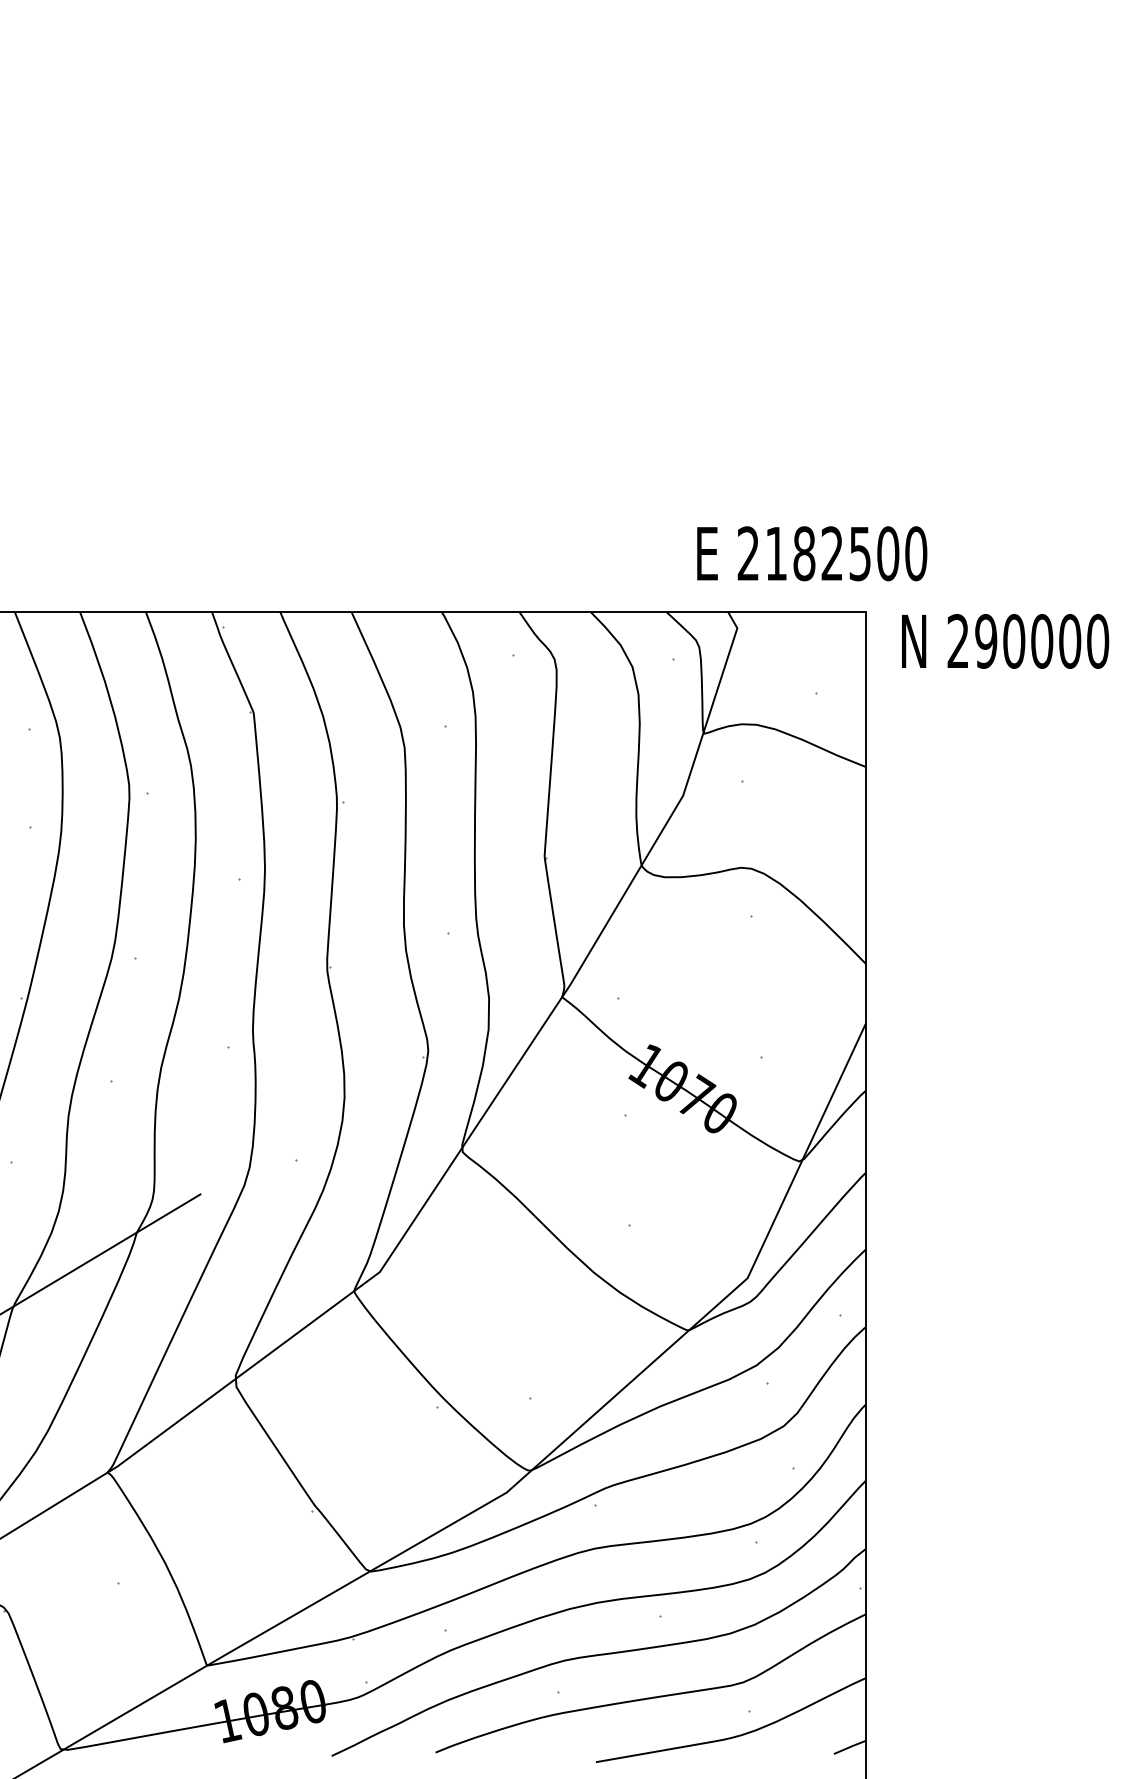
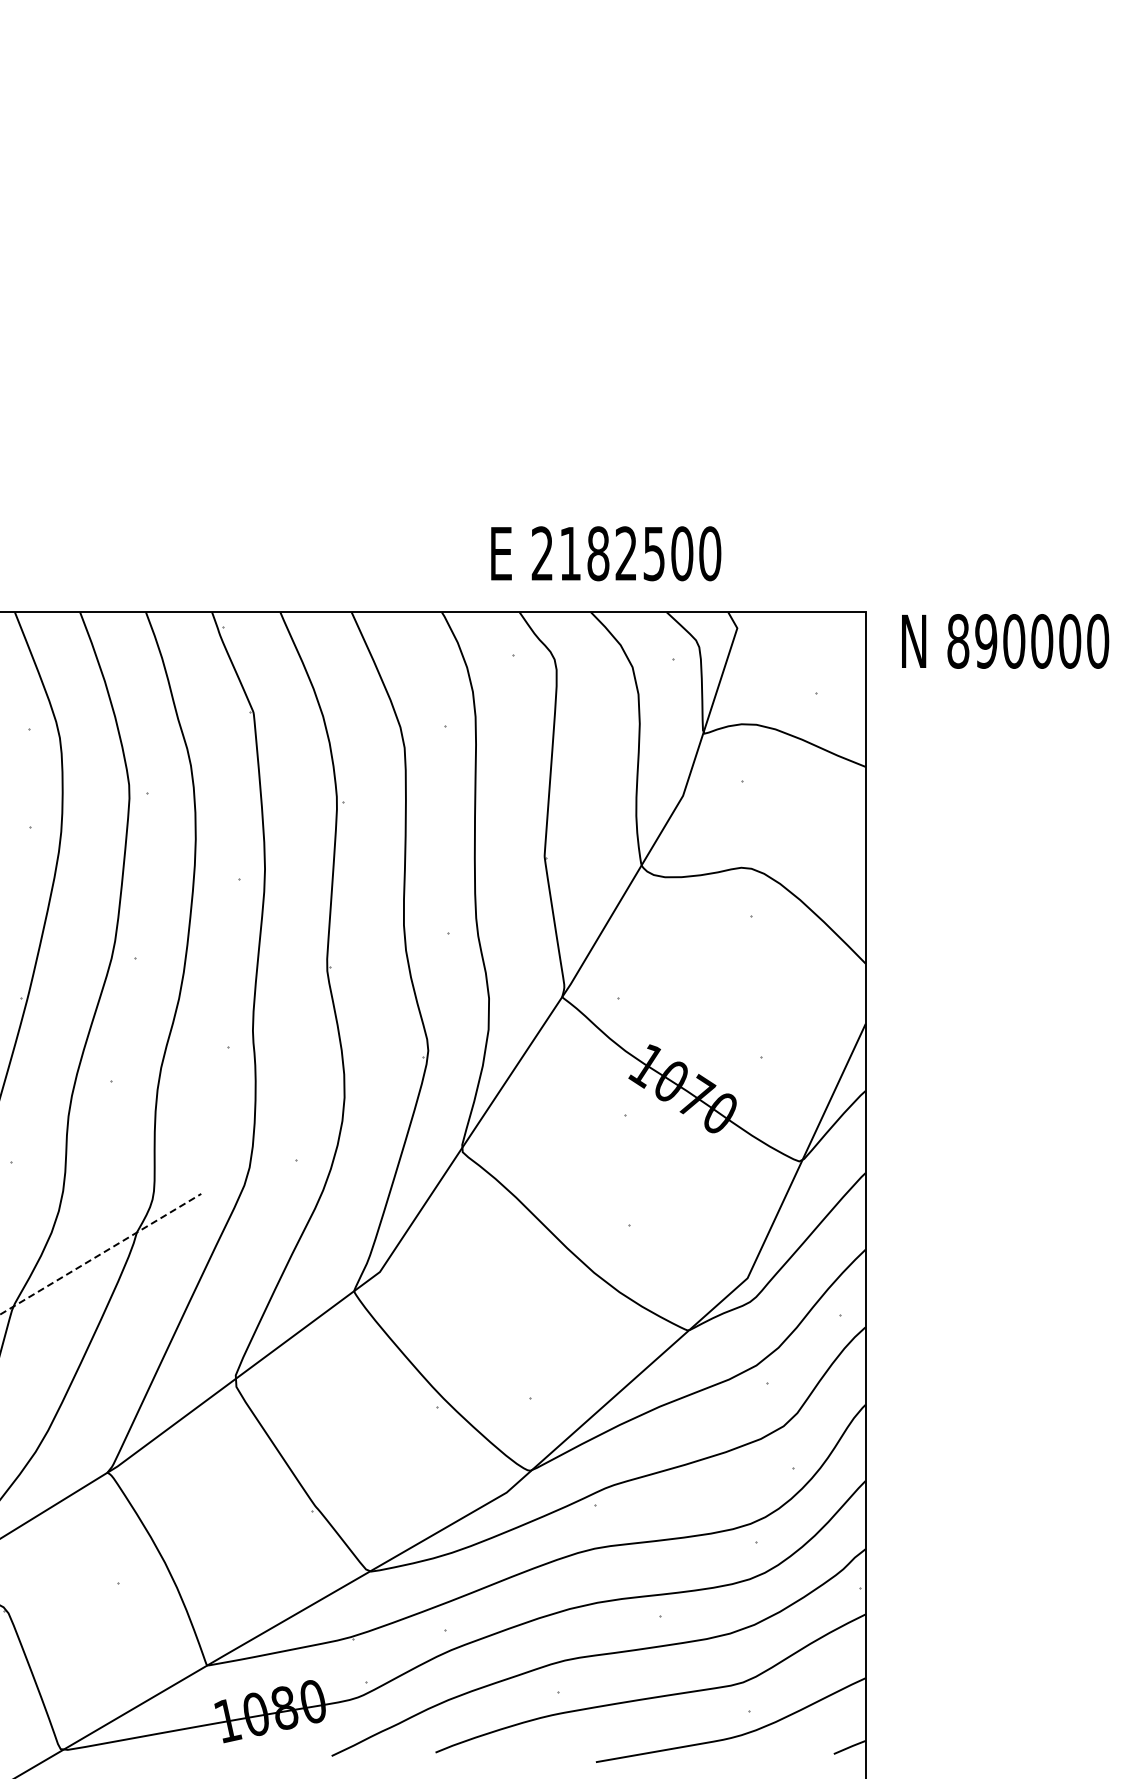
text position: (812, 553) -> (606, 553) (606, 553)
text: 290000 -> 890000 (958, 641)
line: solid -> dashed (101, 1254)
